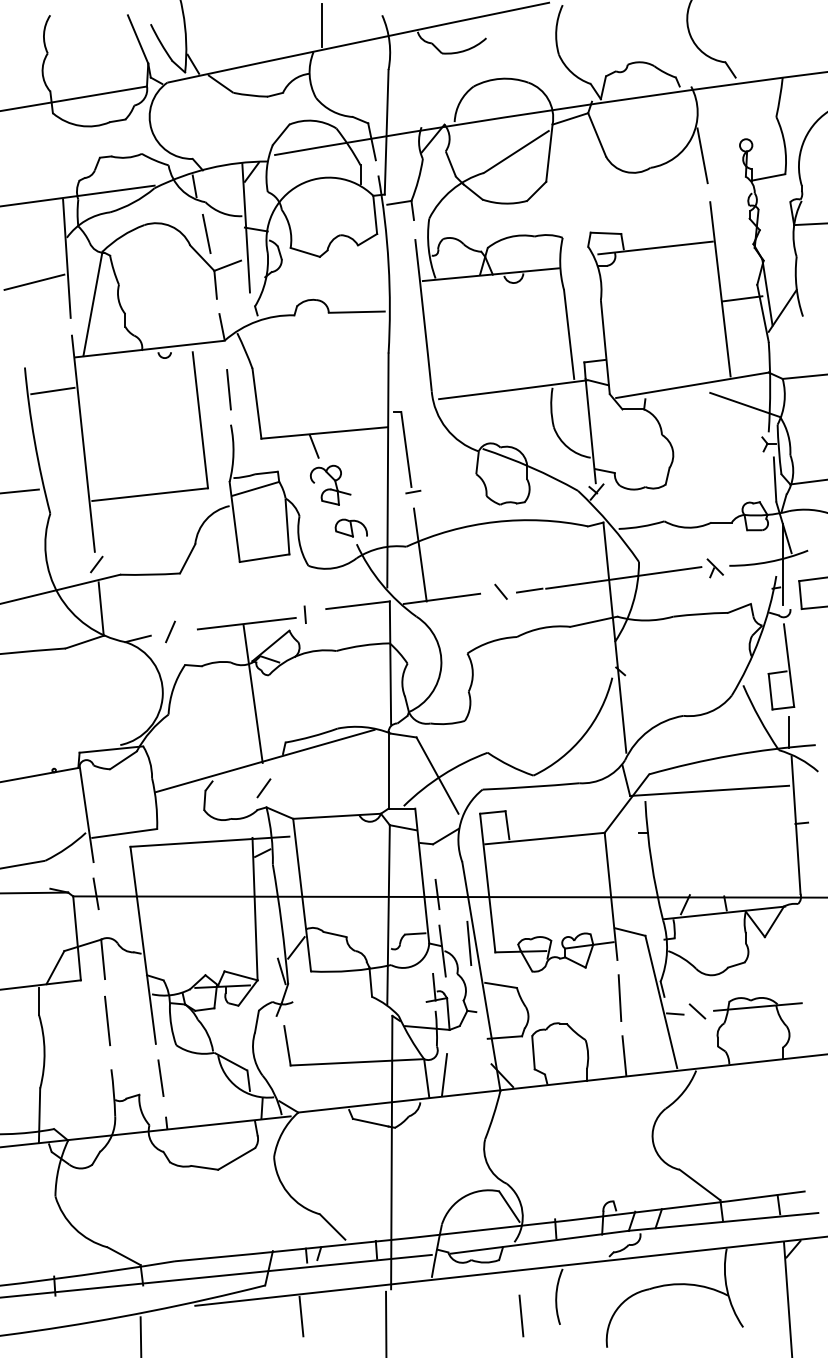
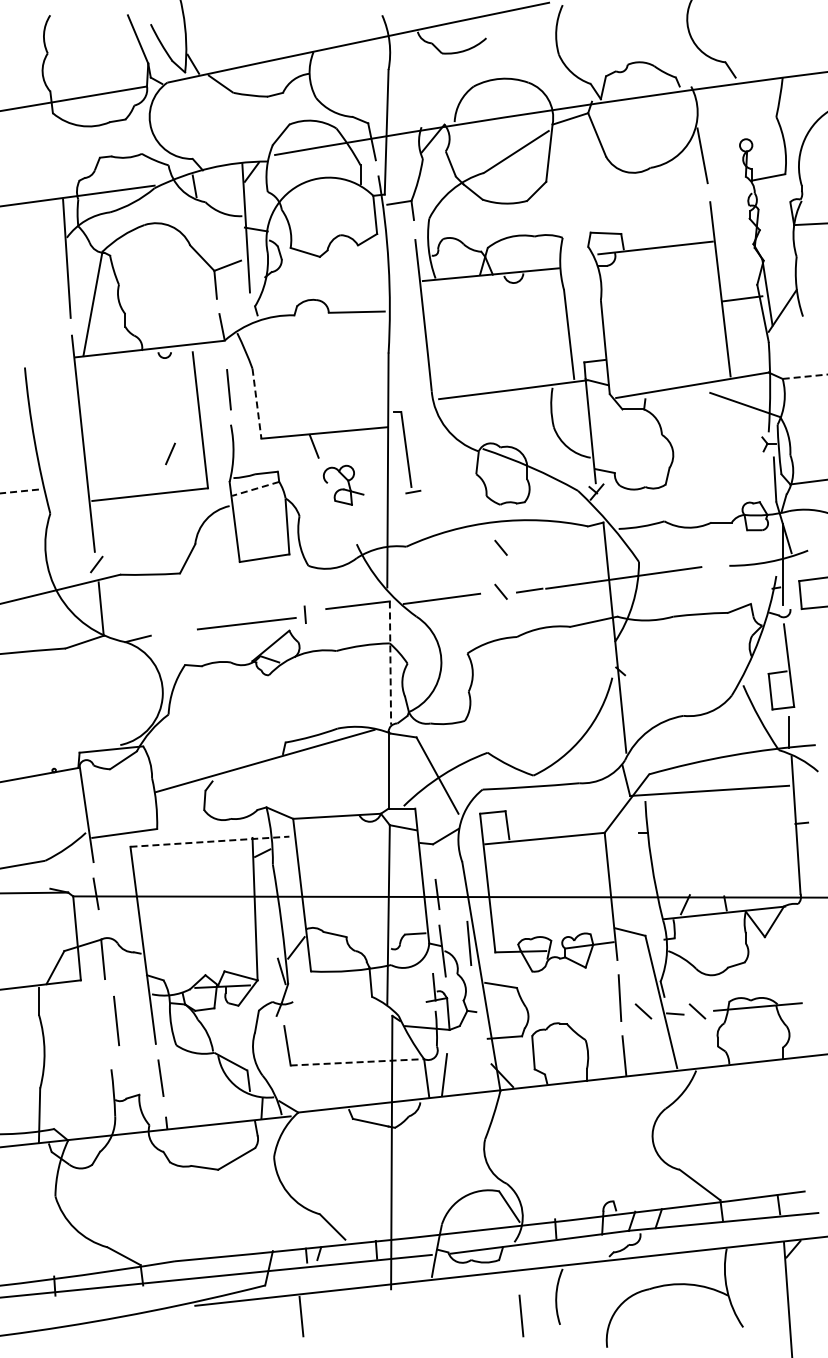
line: present -> none (322, 25)
line: present -> none (206, 233)
line: present -> none (34, 281)
line: solid -> dashed (805, 376)
line: present -> none (52, 390)
line: solid -> dashed (257, 404)
part position: (330, 484) -> (343, 484) (343, 484)
line: solid -> dashed (255, 488)
line: solid -> dashed (19, 491)
part: present -> none (350, 527)
line: none -> present (500, 547)
line: present -> none (420, 554)
part: present -> none (714, 568)
line position: (170, 631) -> (170, 453) (170, 453)
line: solid -> dashed (390, 663)
line: present -> none (252, 693)
line: present -> none (263, 788)
line: solid -> dashed (209, 841)
line: none -> present (643, 1011)
line position: (107, 1020) -> (116, 1020) (116, 1020)
line: solid -> dashed (357, 1062)
line: present -> none (386, 1322)
line: present -> none (140, 1335)
